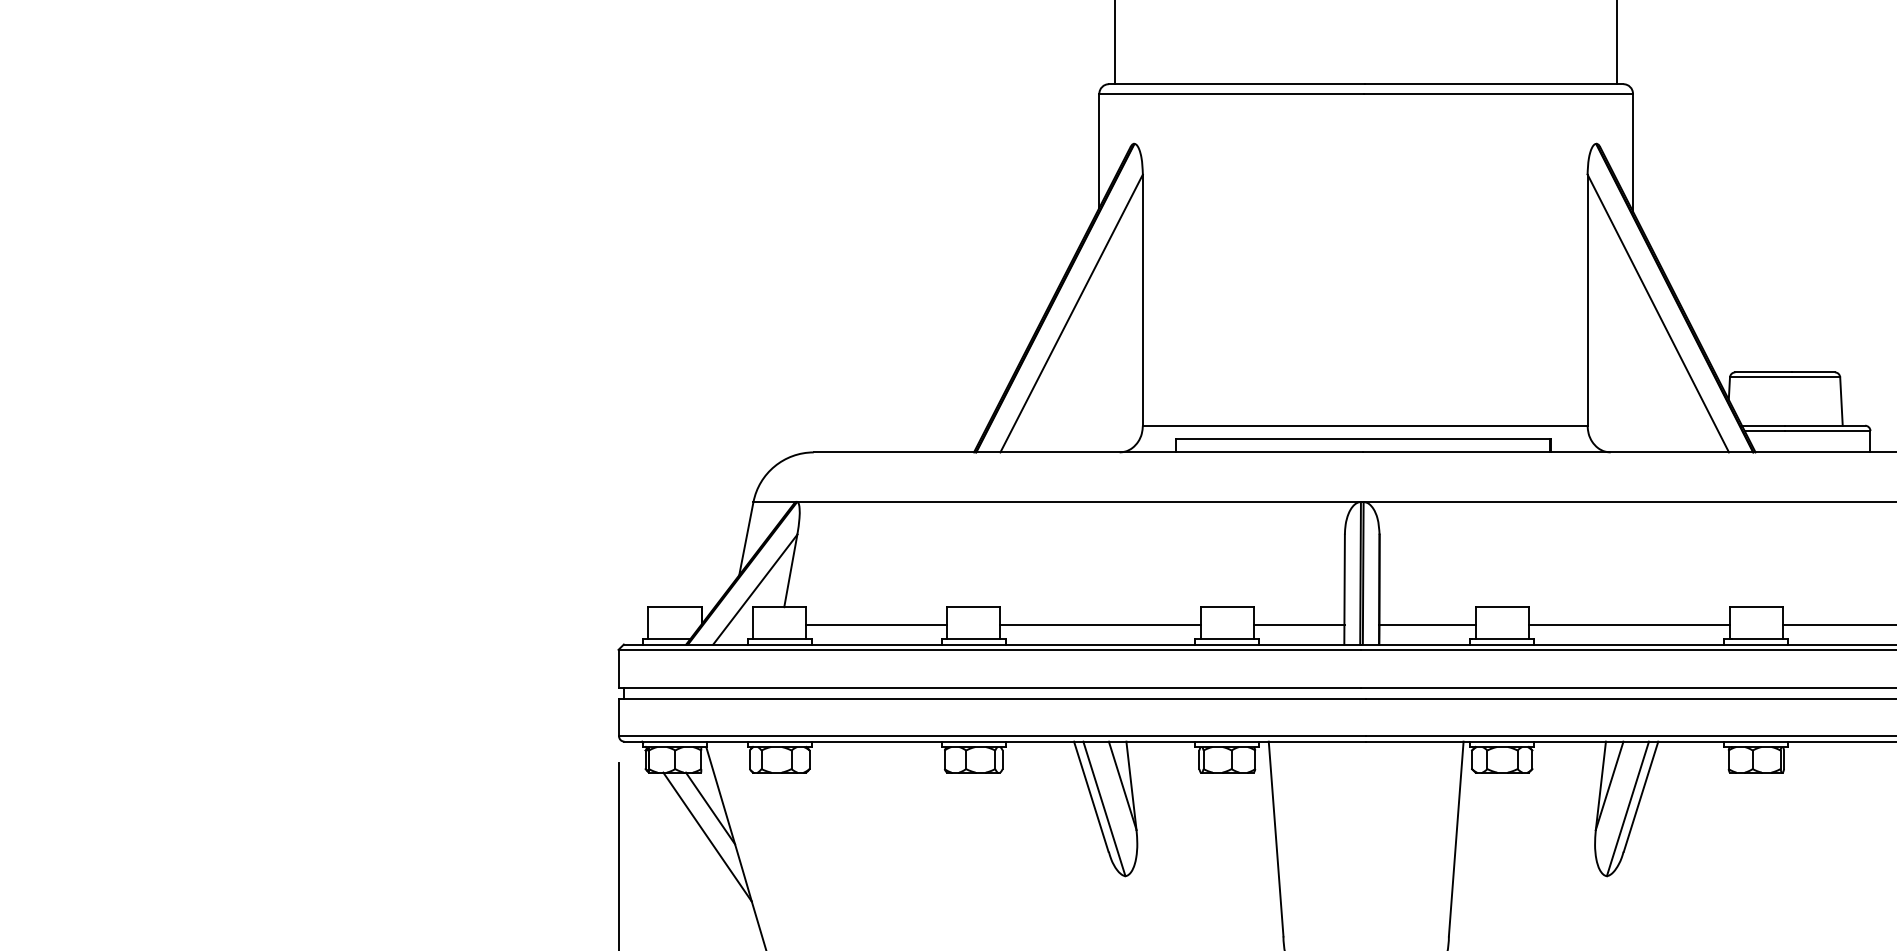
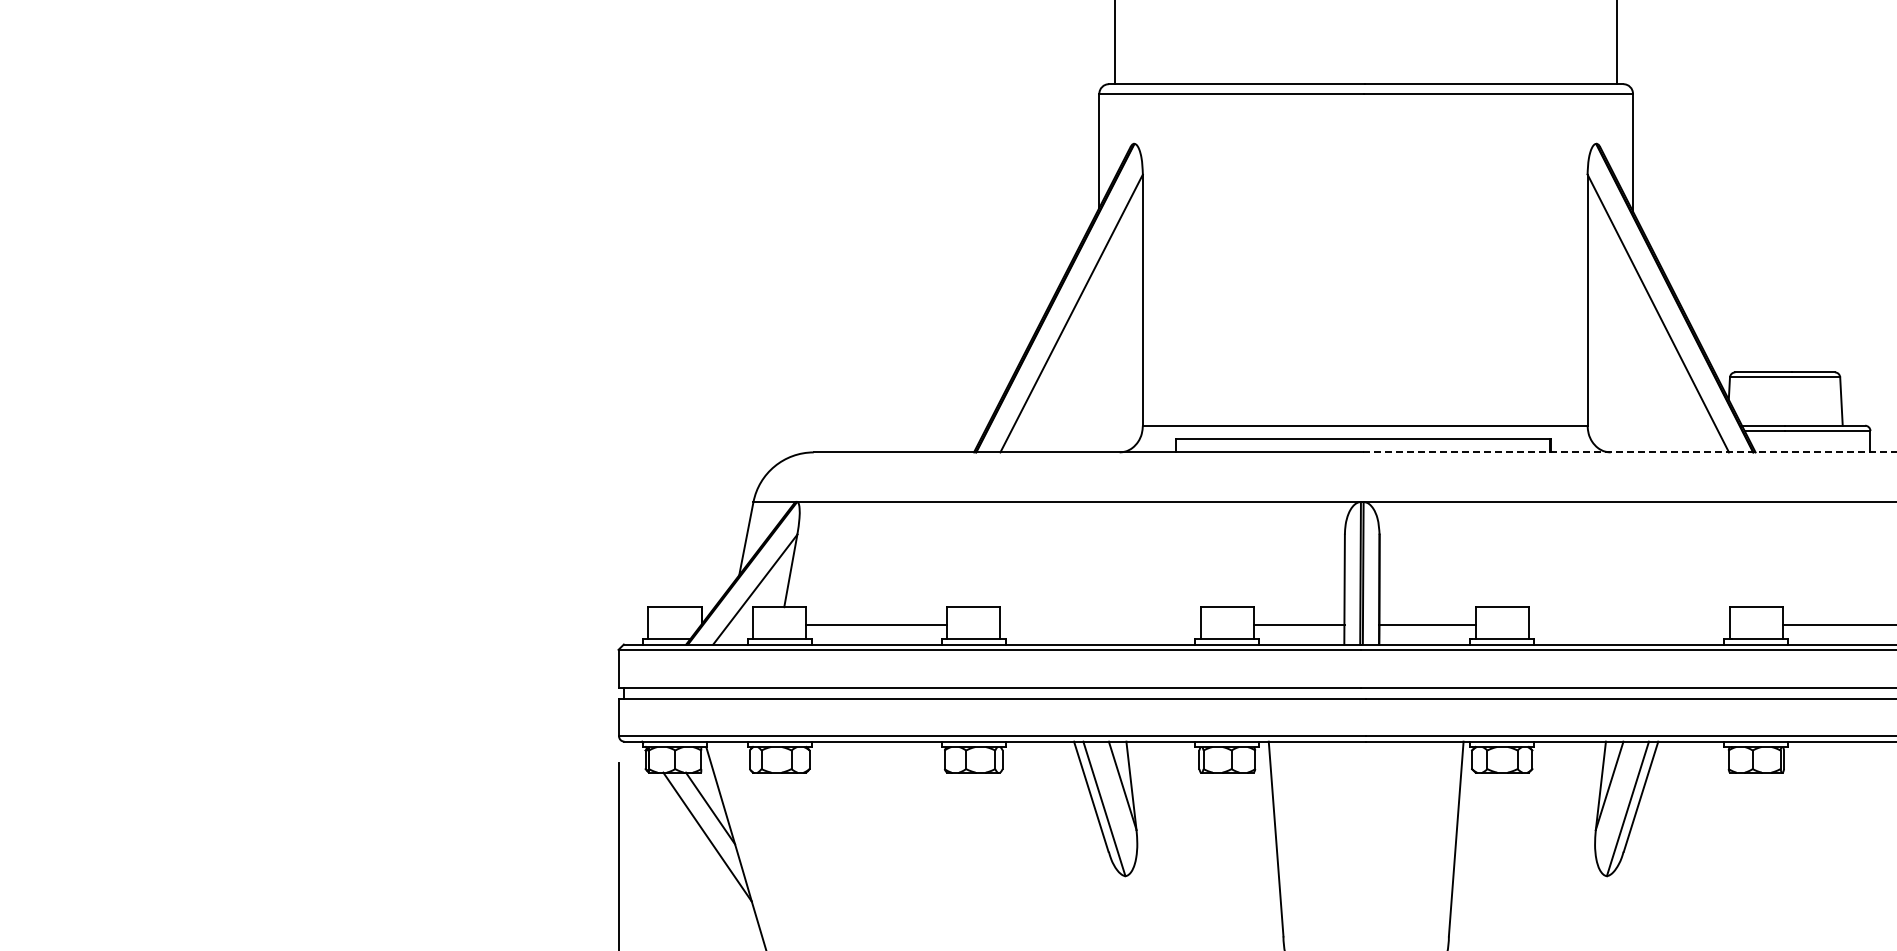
line: solid -> dashed (1629, 452)
line: present -> none (1100, 625)
line: present -> none (1628, 625)
